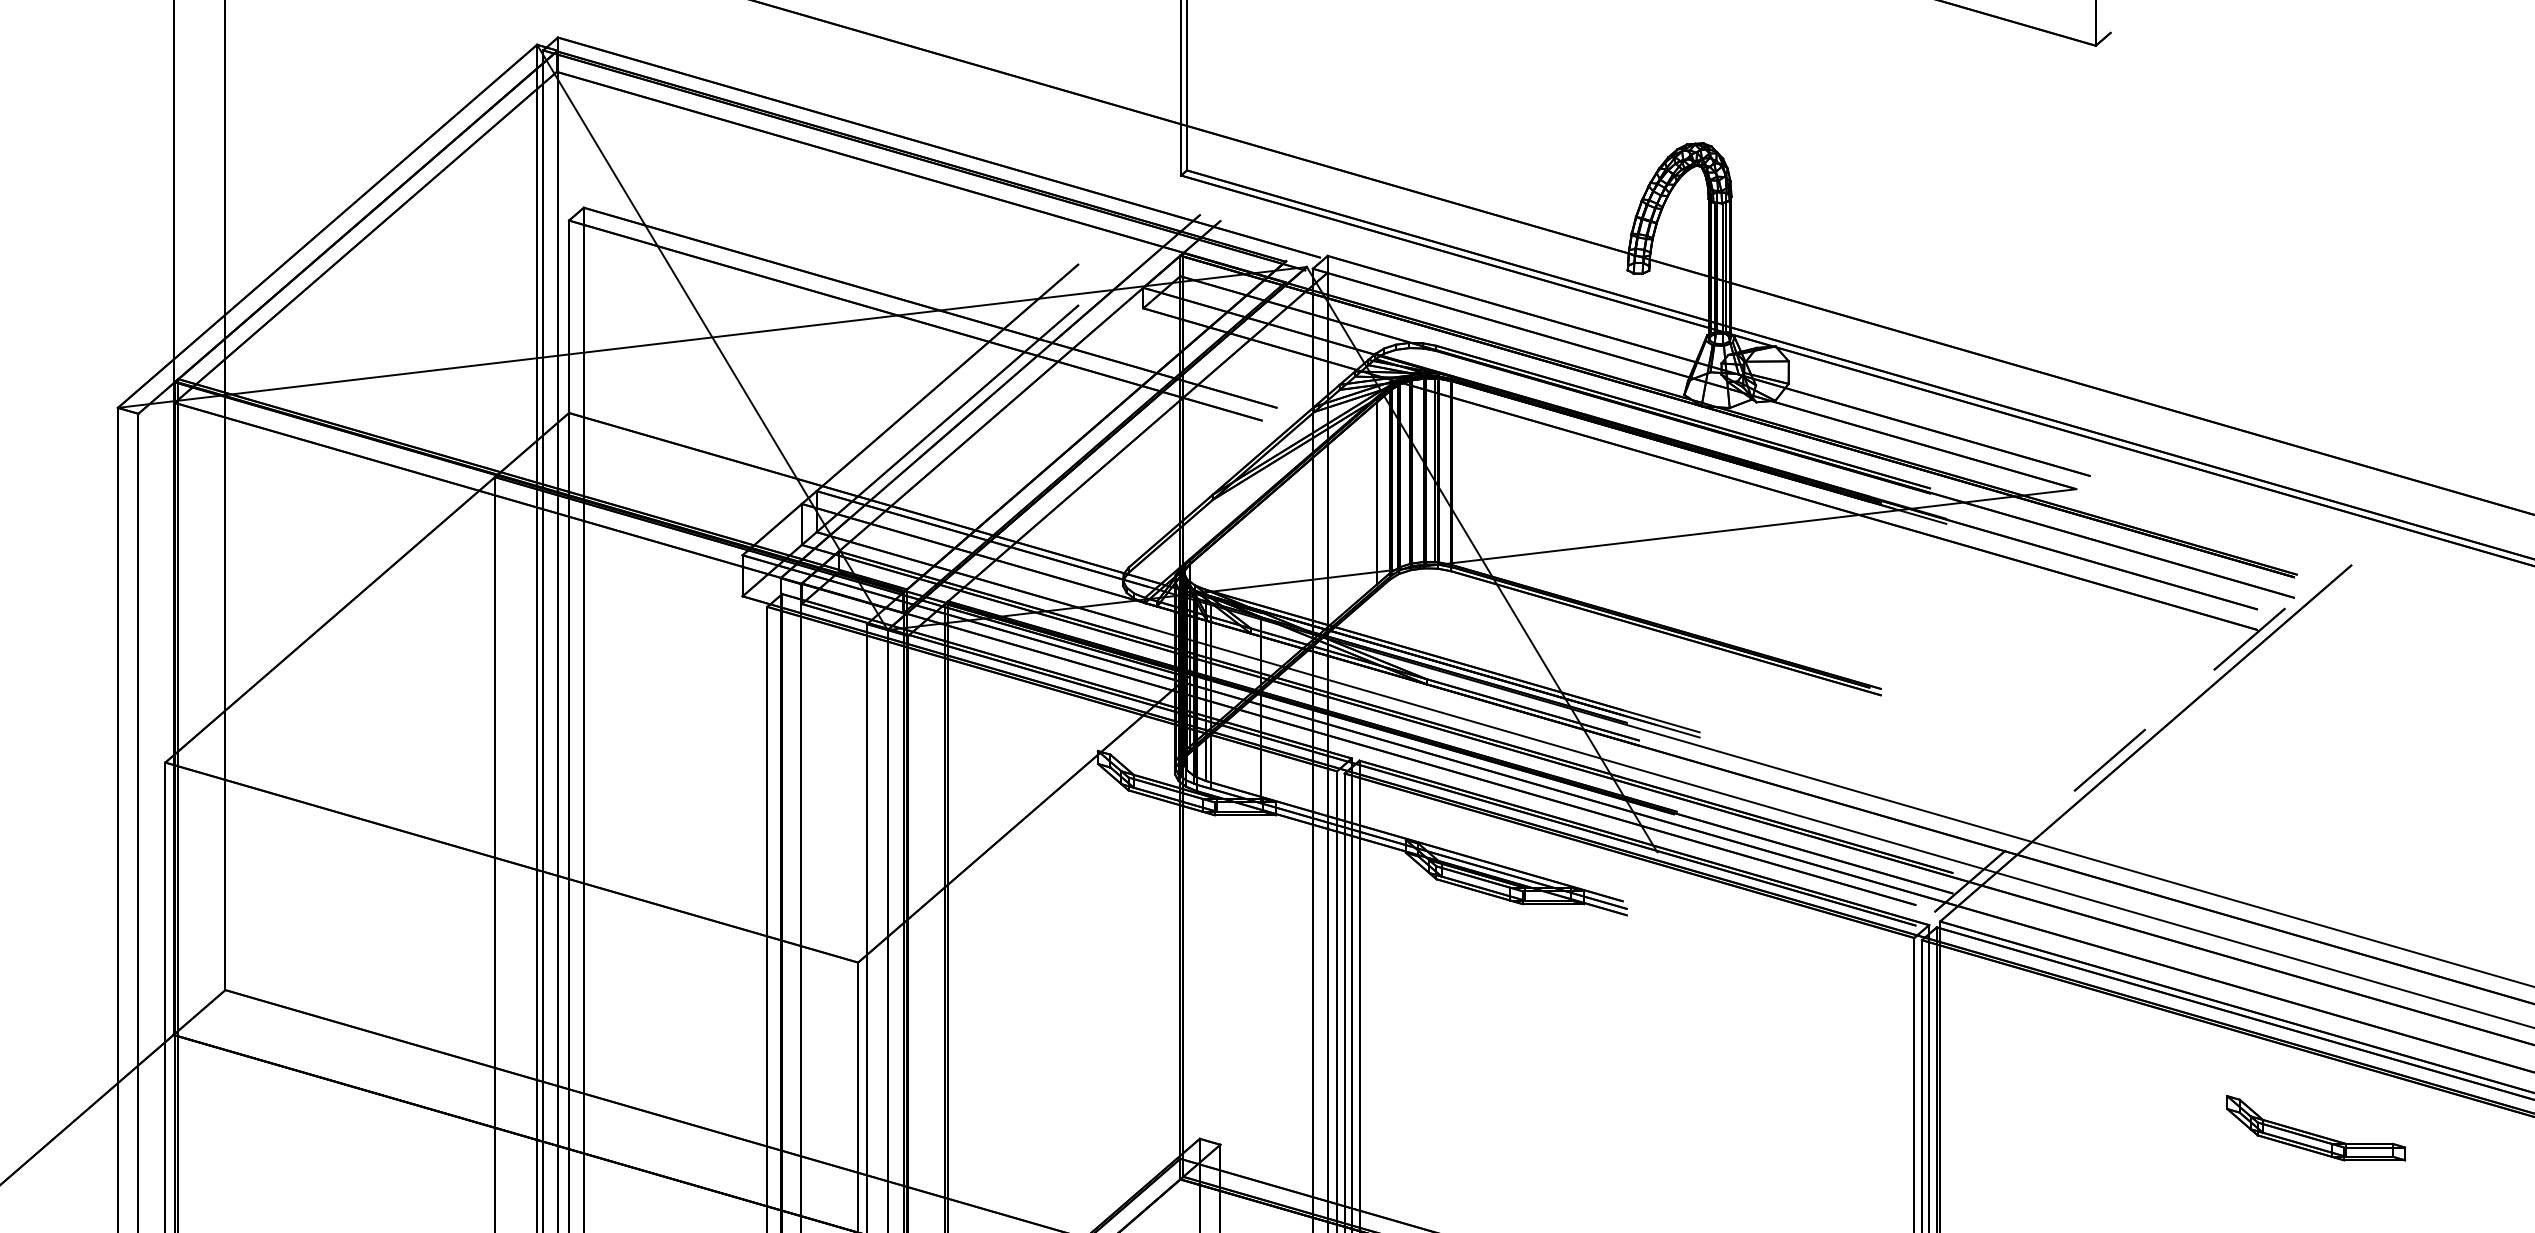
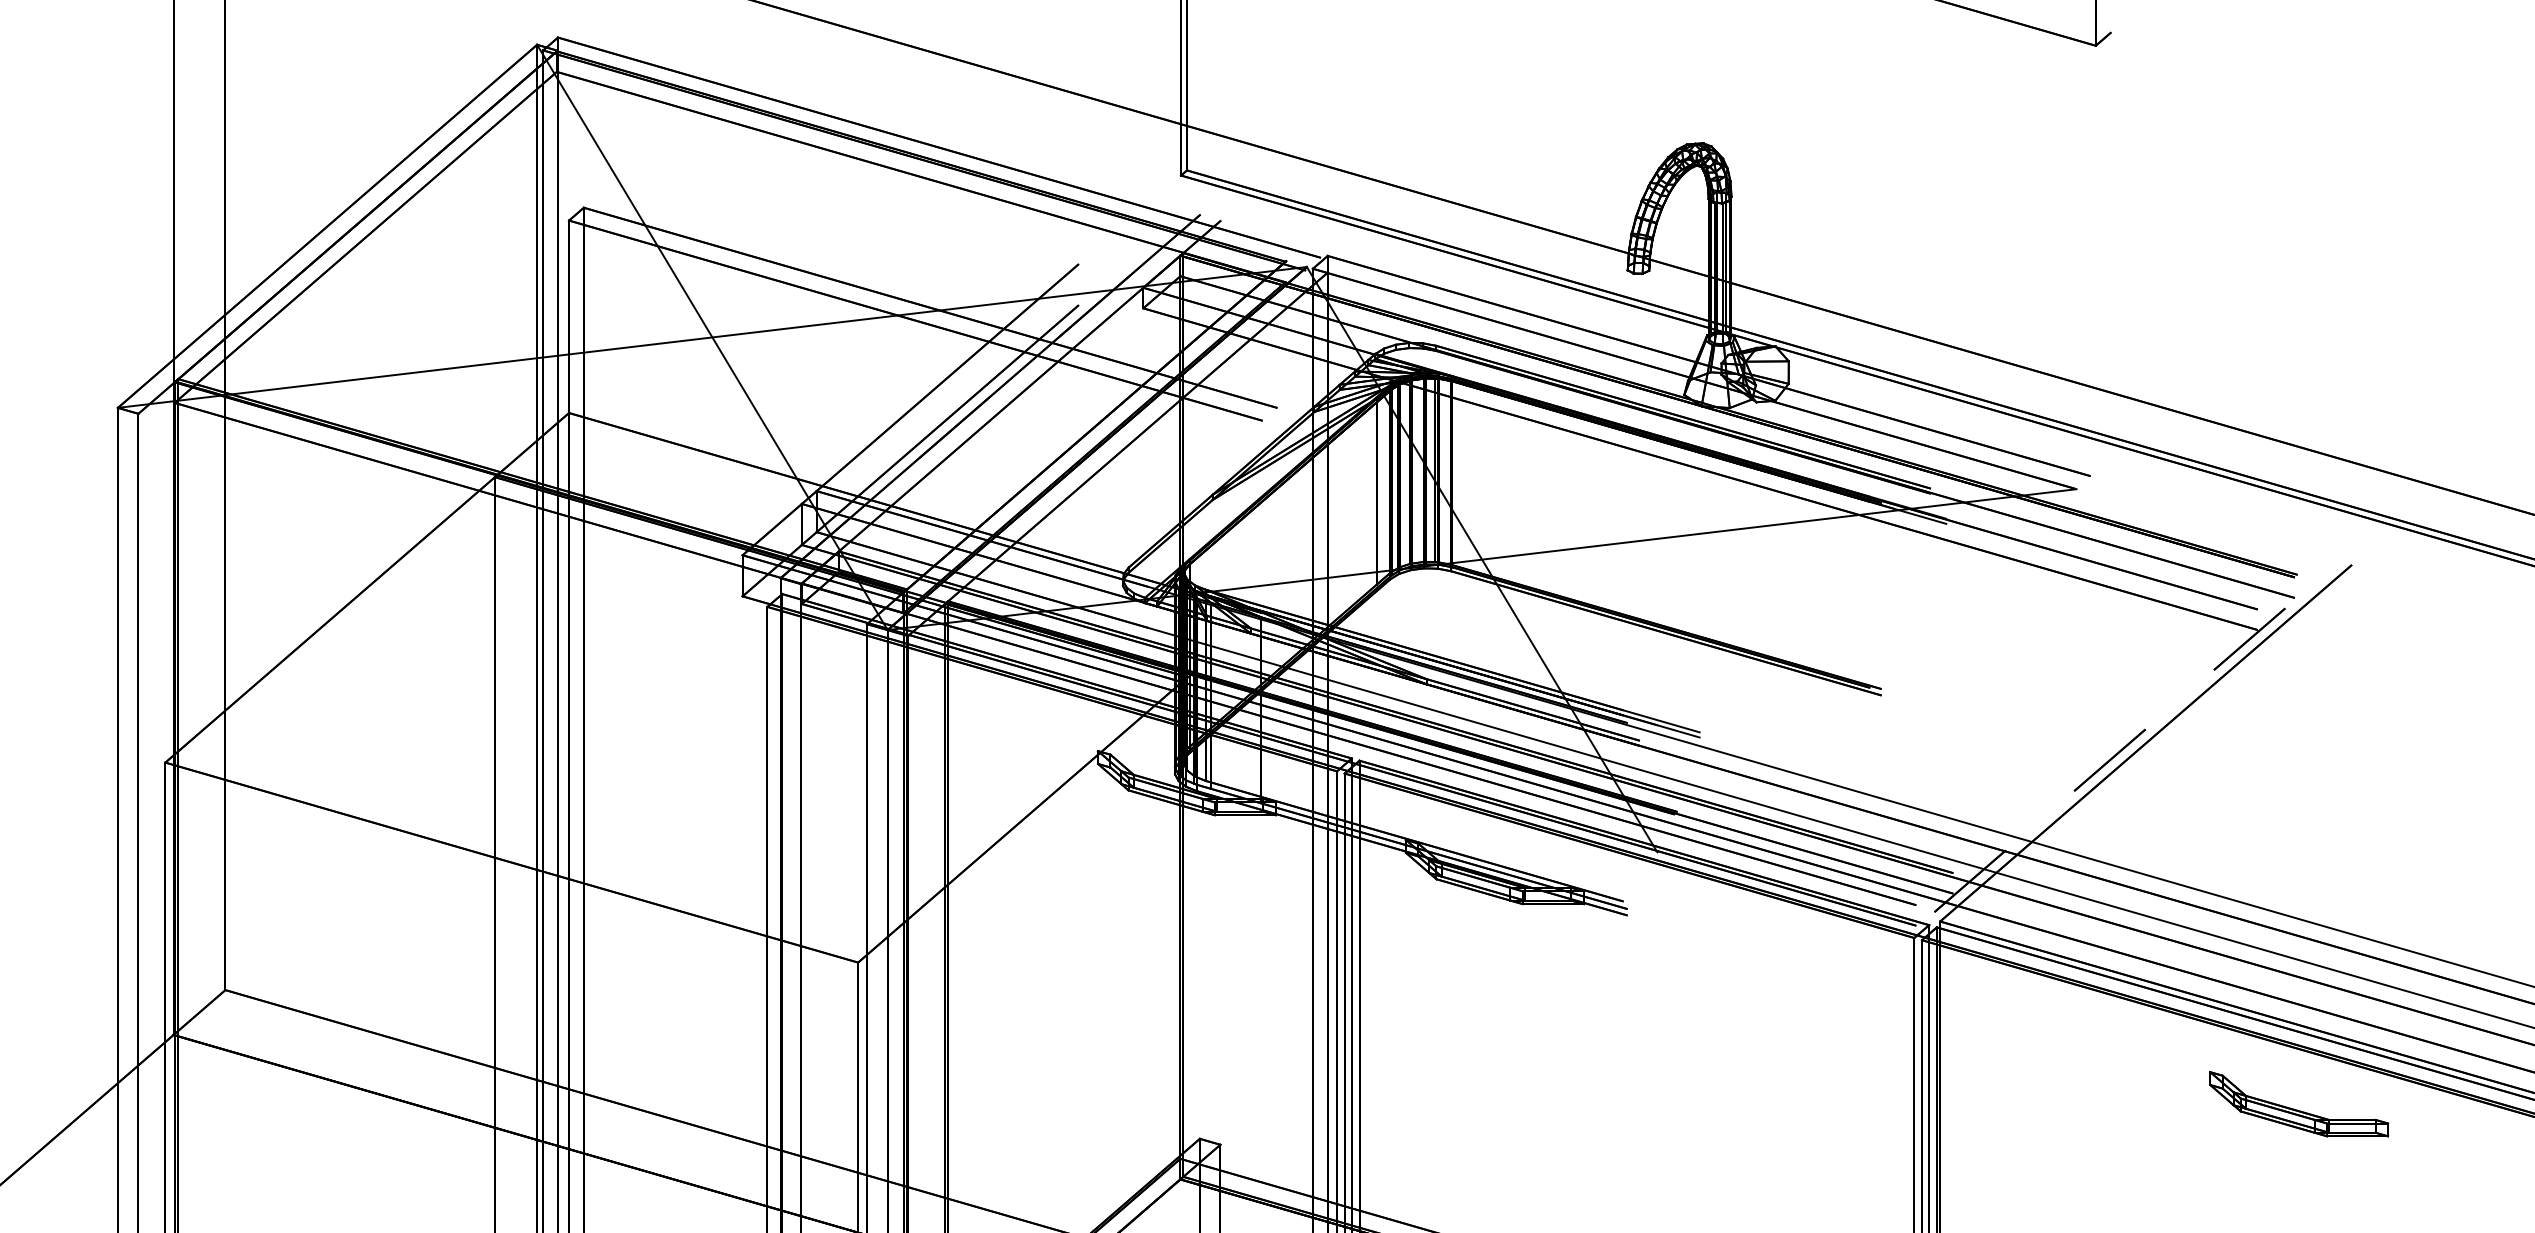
part position: (2316, 1128) -> (2299, 1104) (2299, 1104)
